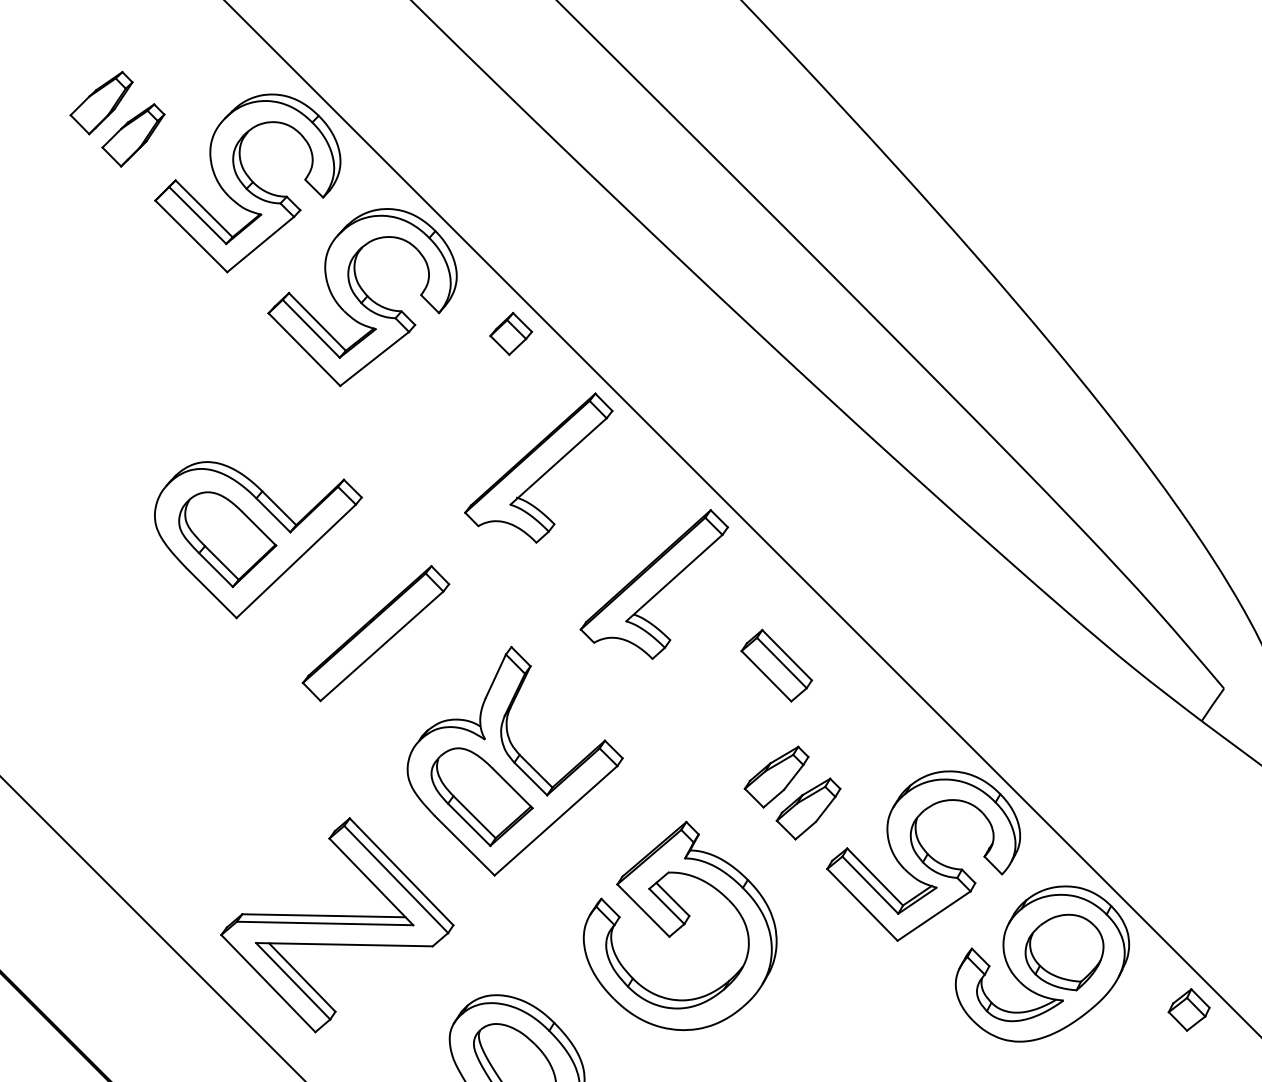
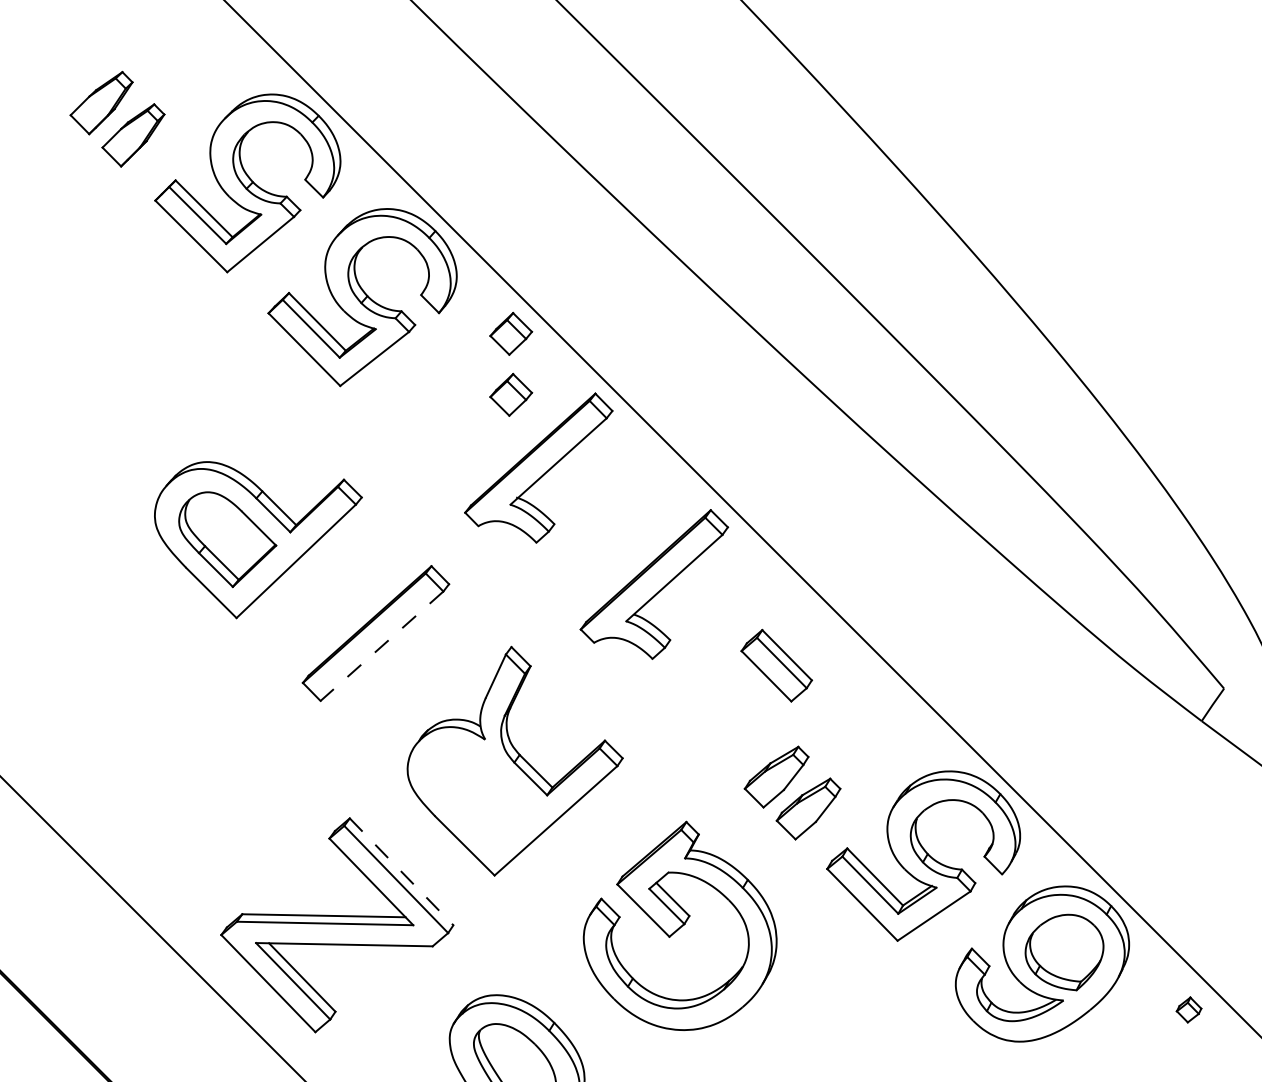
part: none -> present (511, 394)
line: solid -> dashed (381, 646)
part: present -> none (481, 797)
line: solid -> dashed (401, 872)
part size: 44x44 px -> 28x28 px (1188, 1009)
